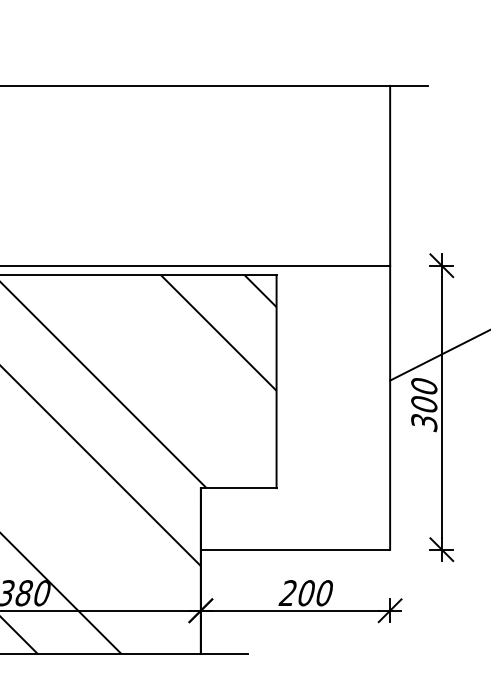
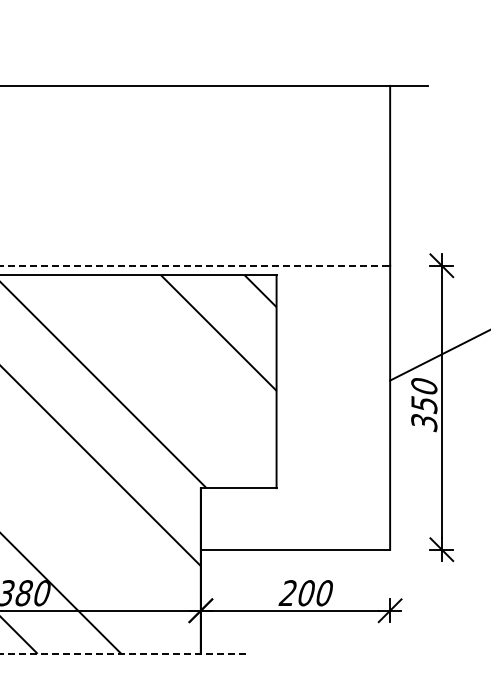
line: solid -> dashed (195, 265)
text: 300 -> 350 (424, 405)
line: solid -> dashed (124, 653)
